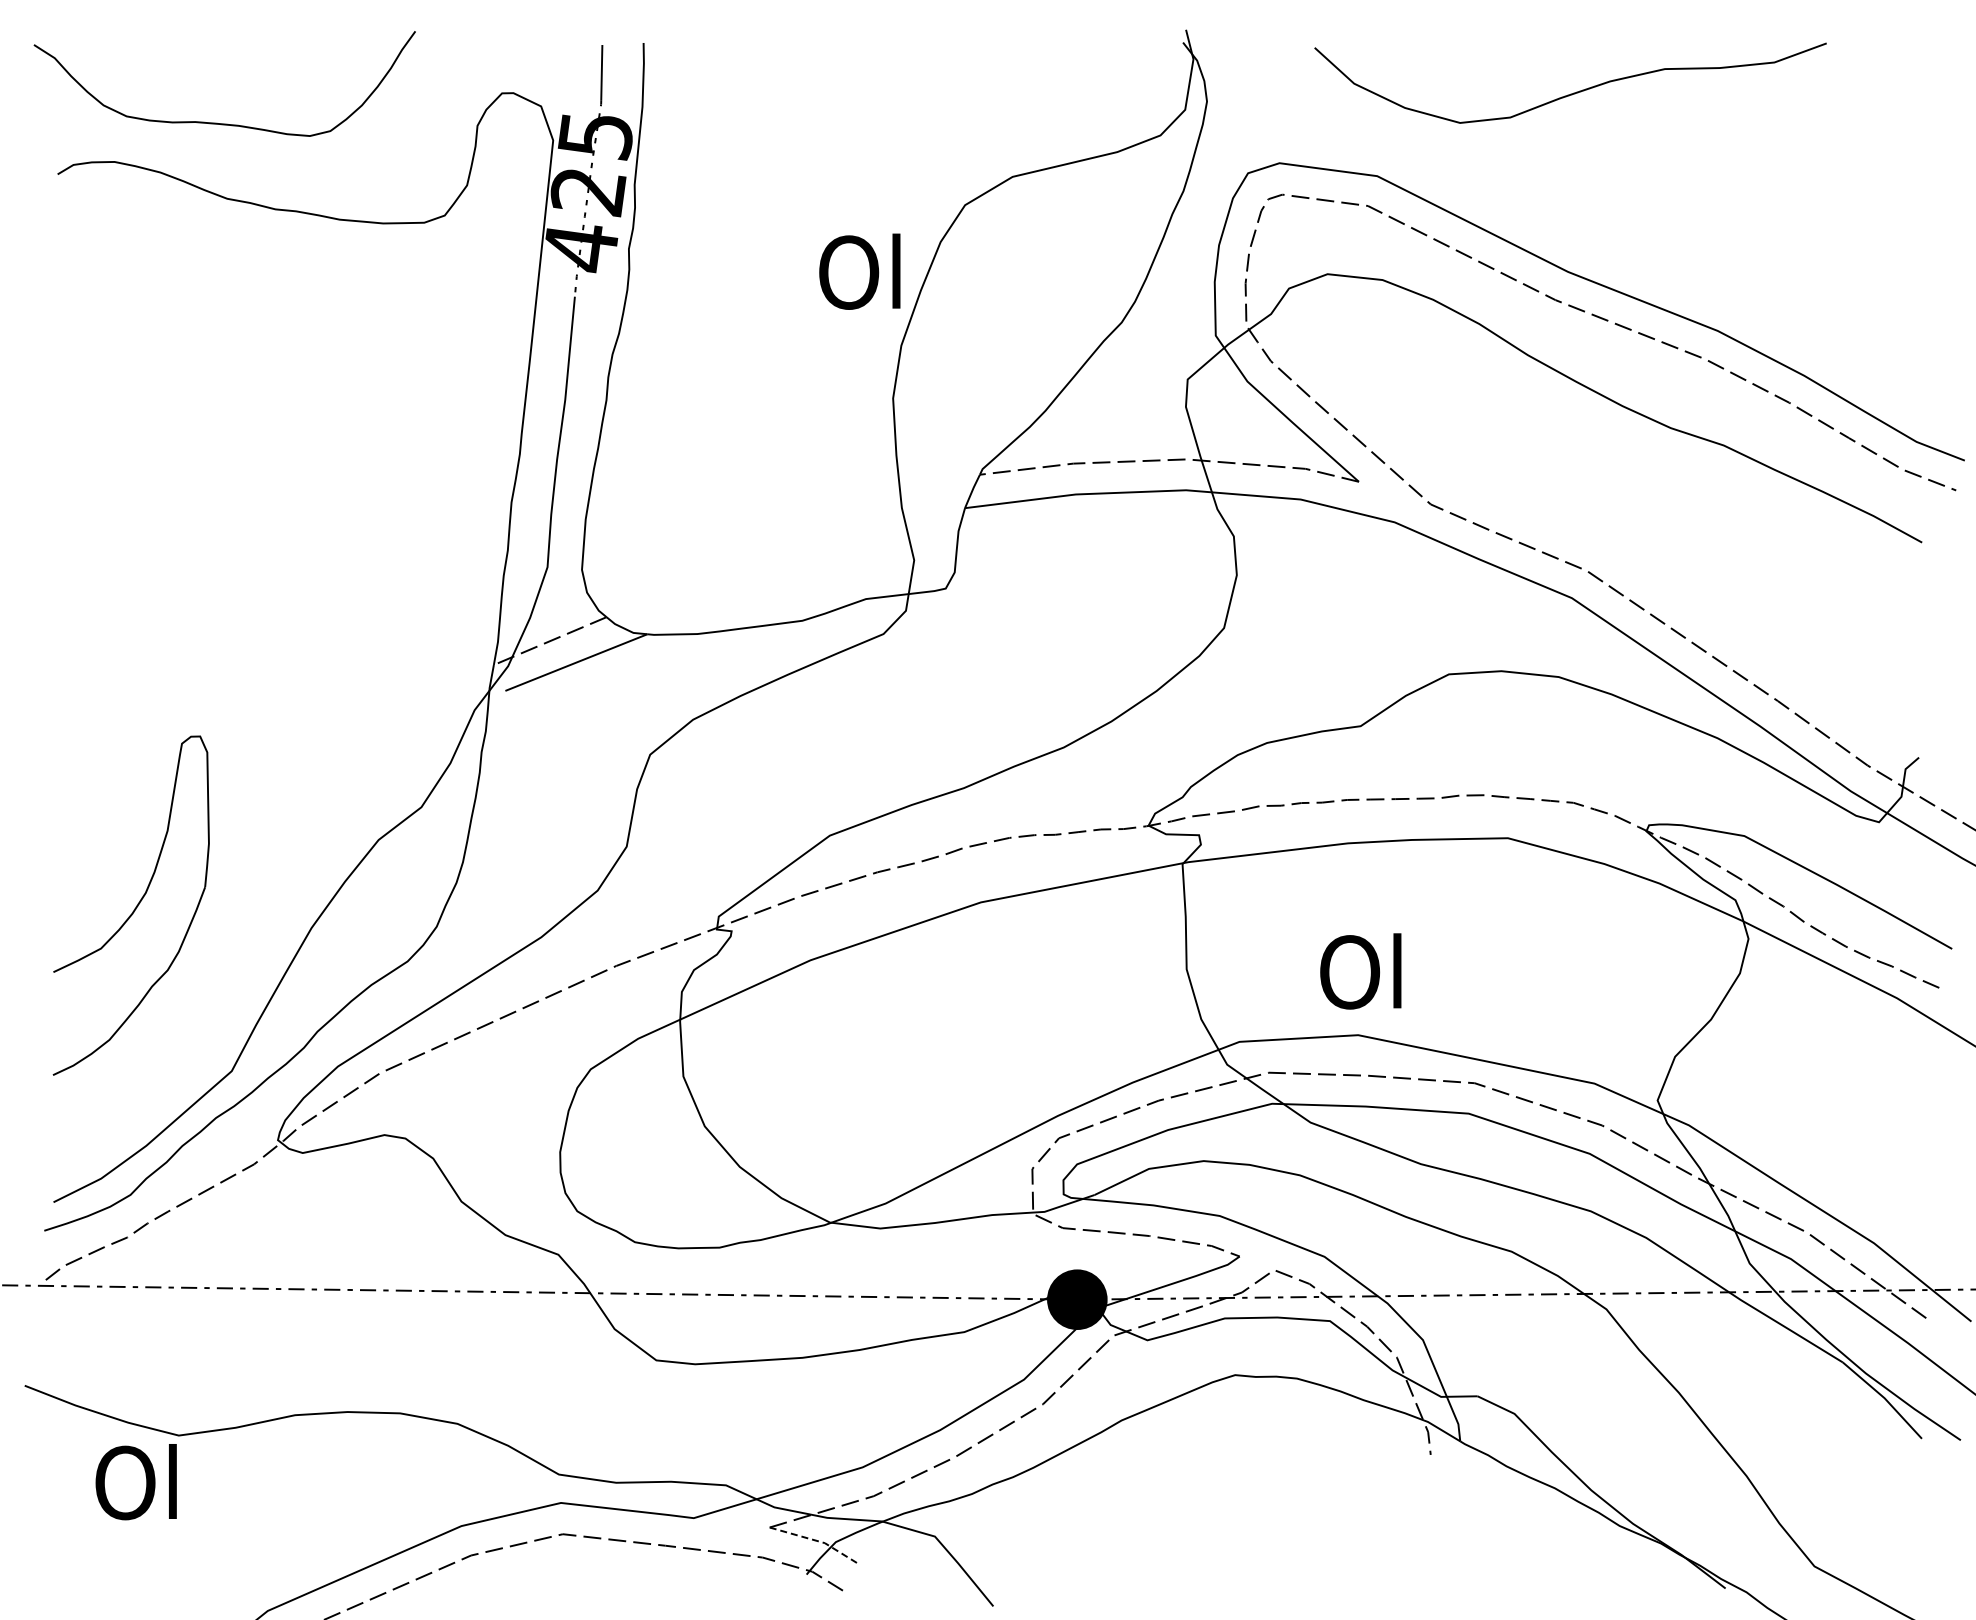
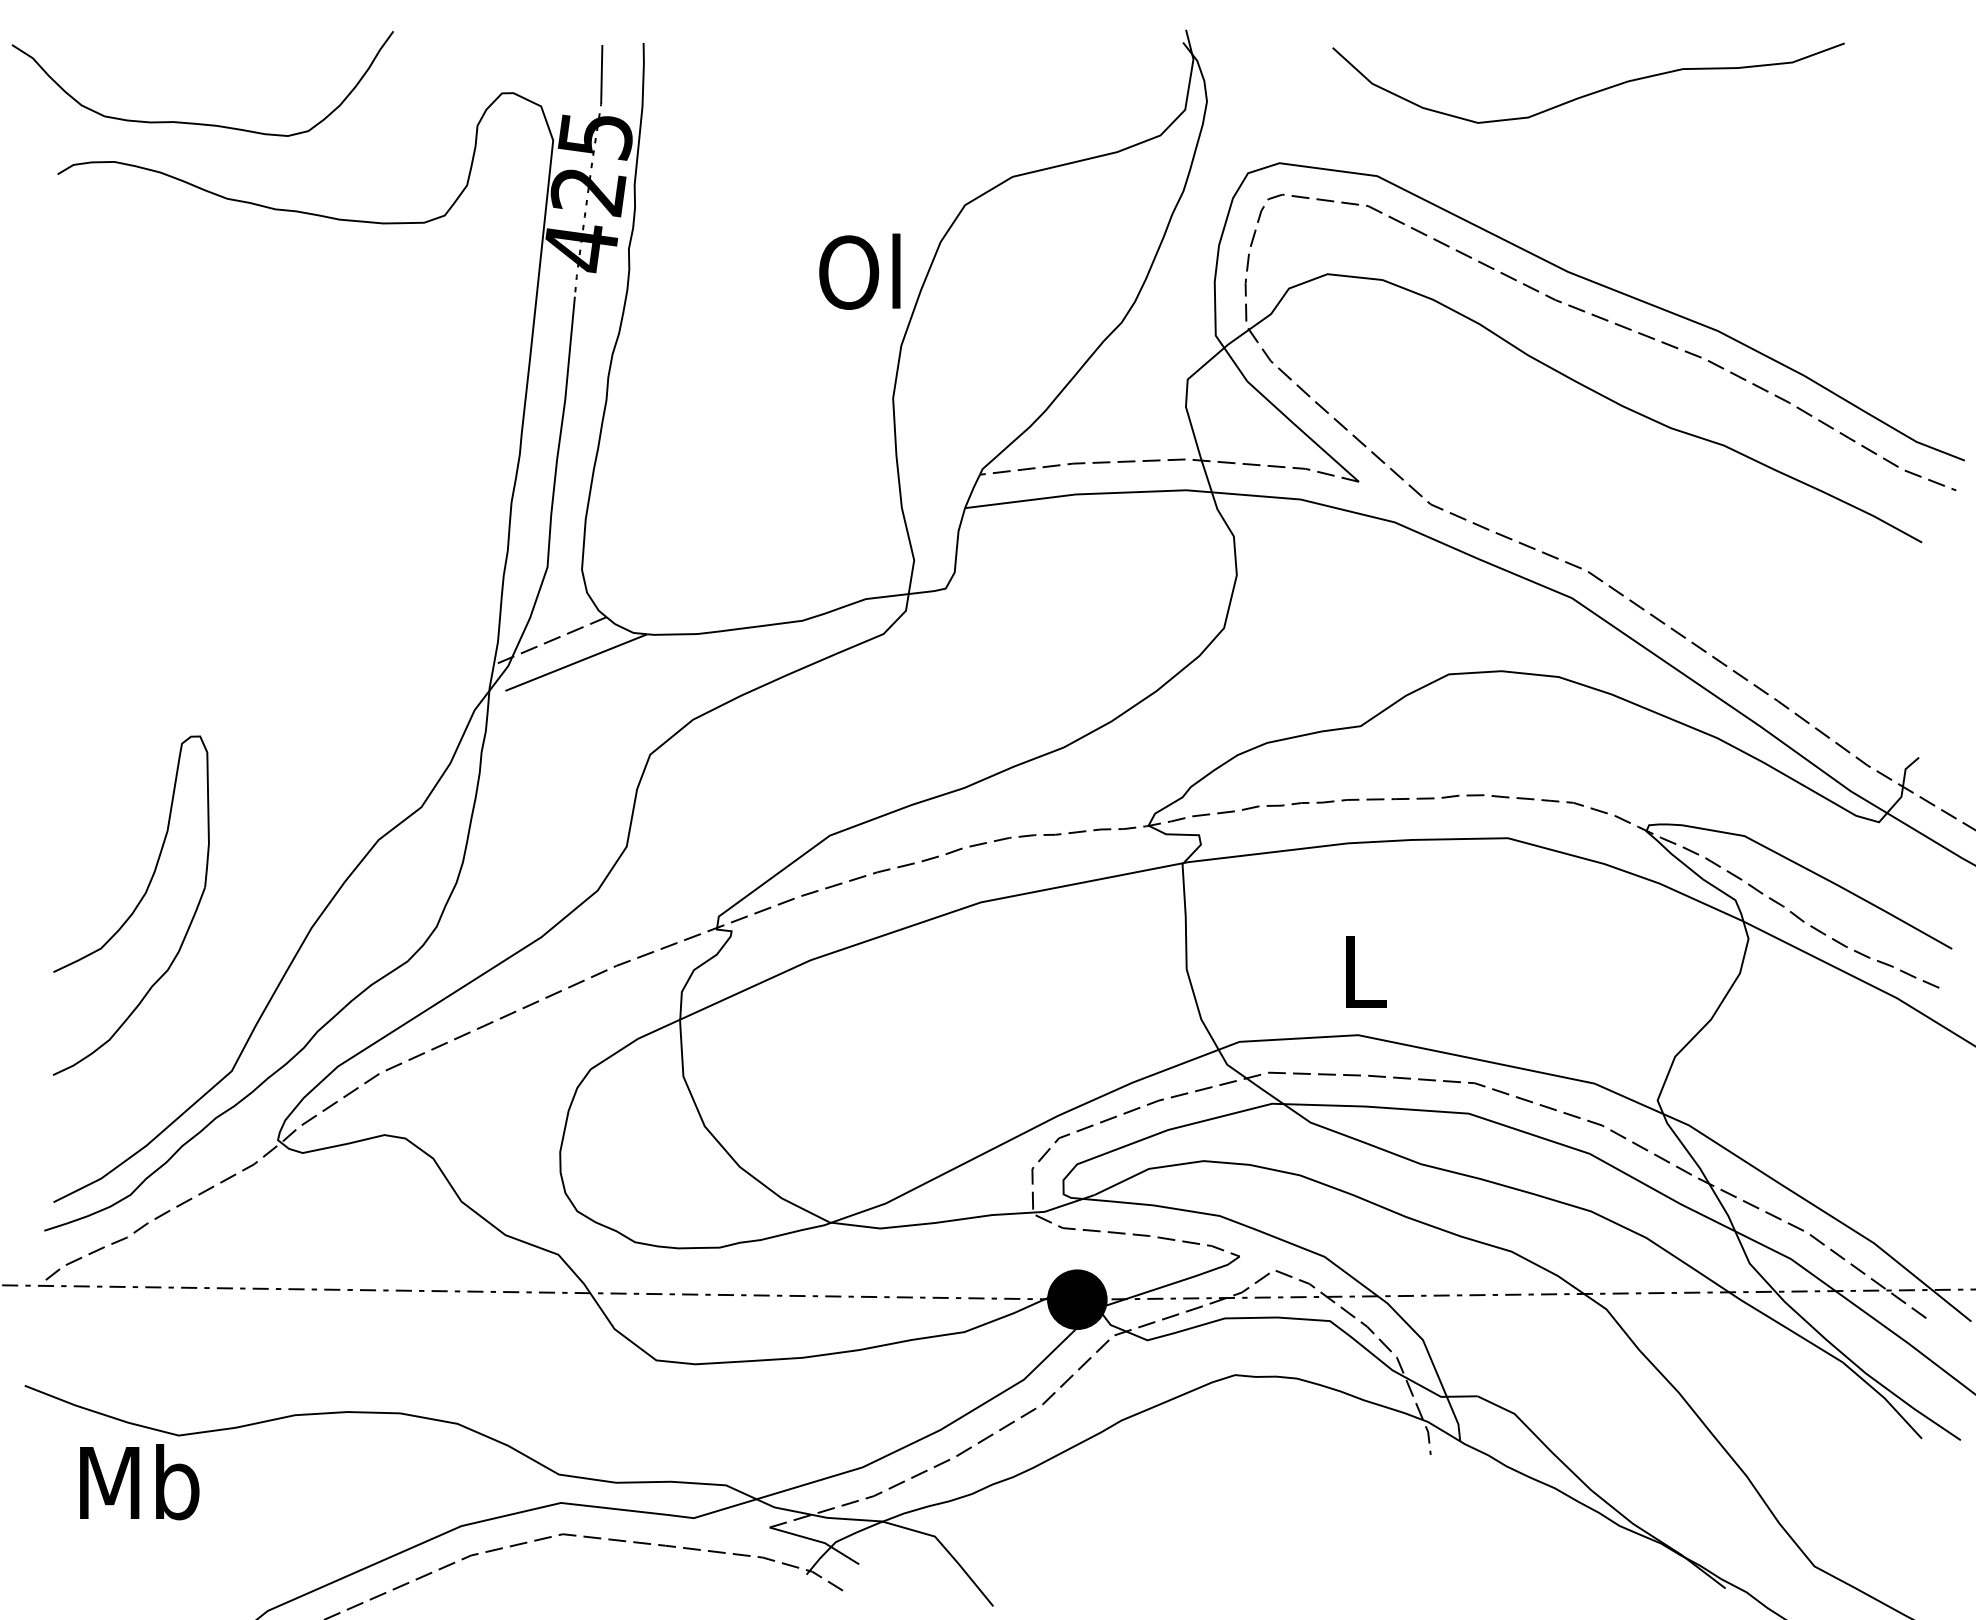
curve position: (1573, 92) -> (1591, 92) (1591, 92)
curve position: (217, 122) -> (195, 122) (195, 122)
text: Ol -> L (1360, 971)
text: Ol -> Mb (139, 1482)
line: dashed -> solid (817, 1541)
